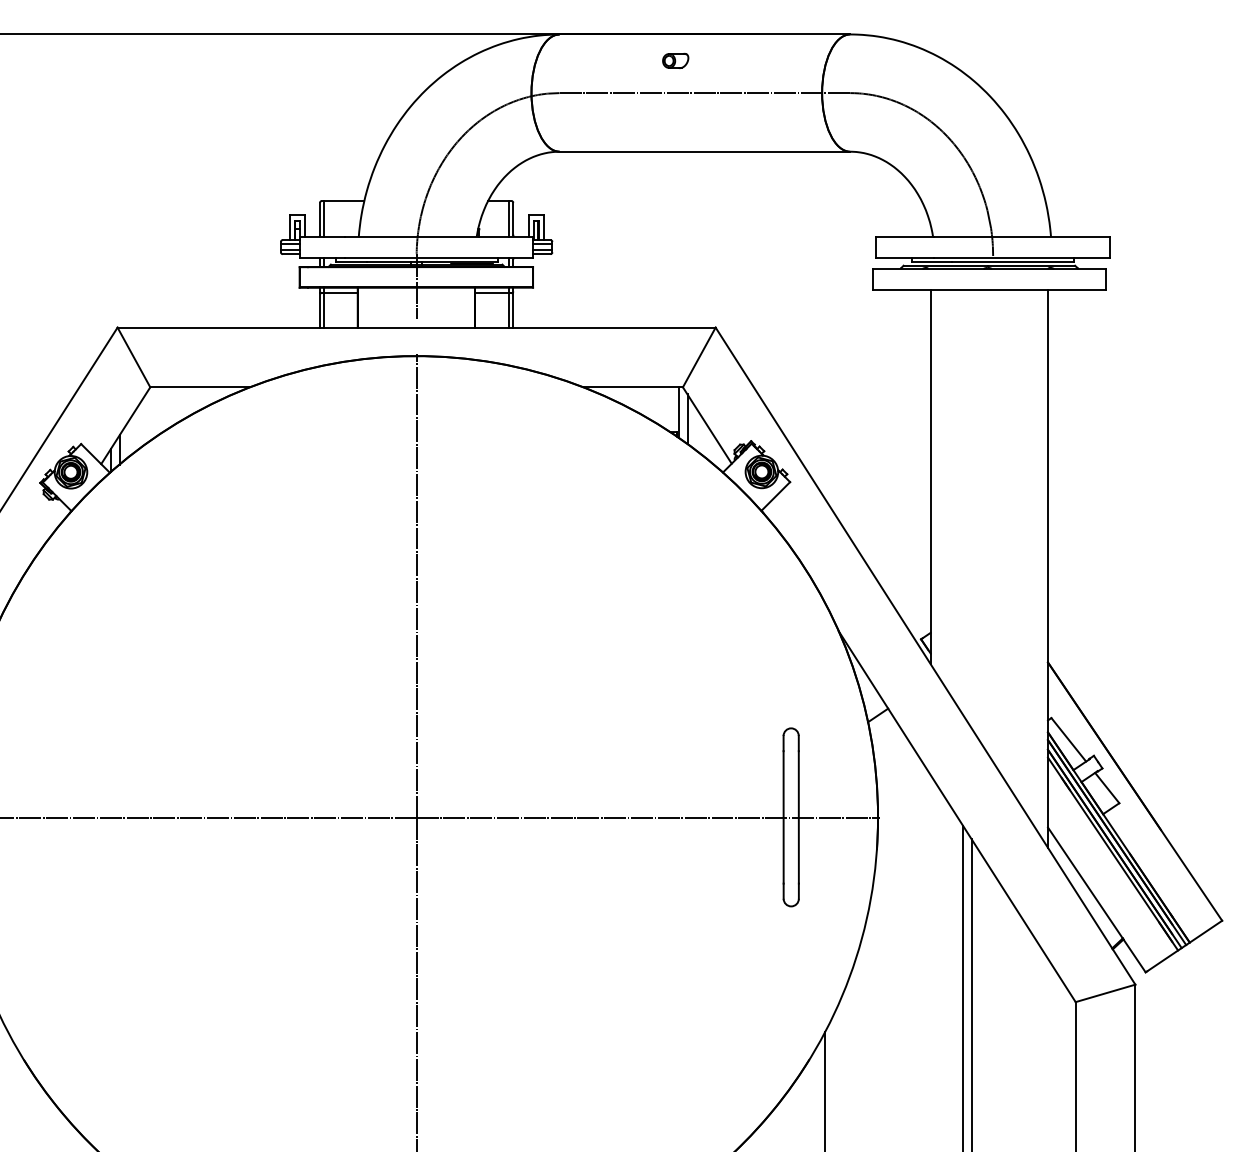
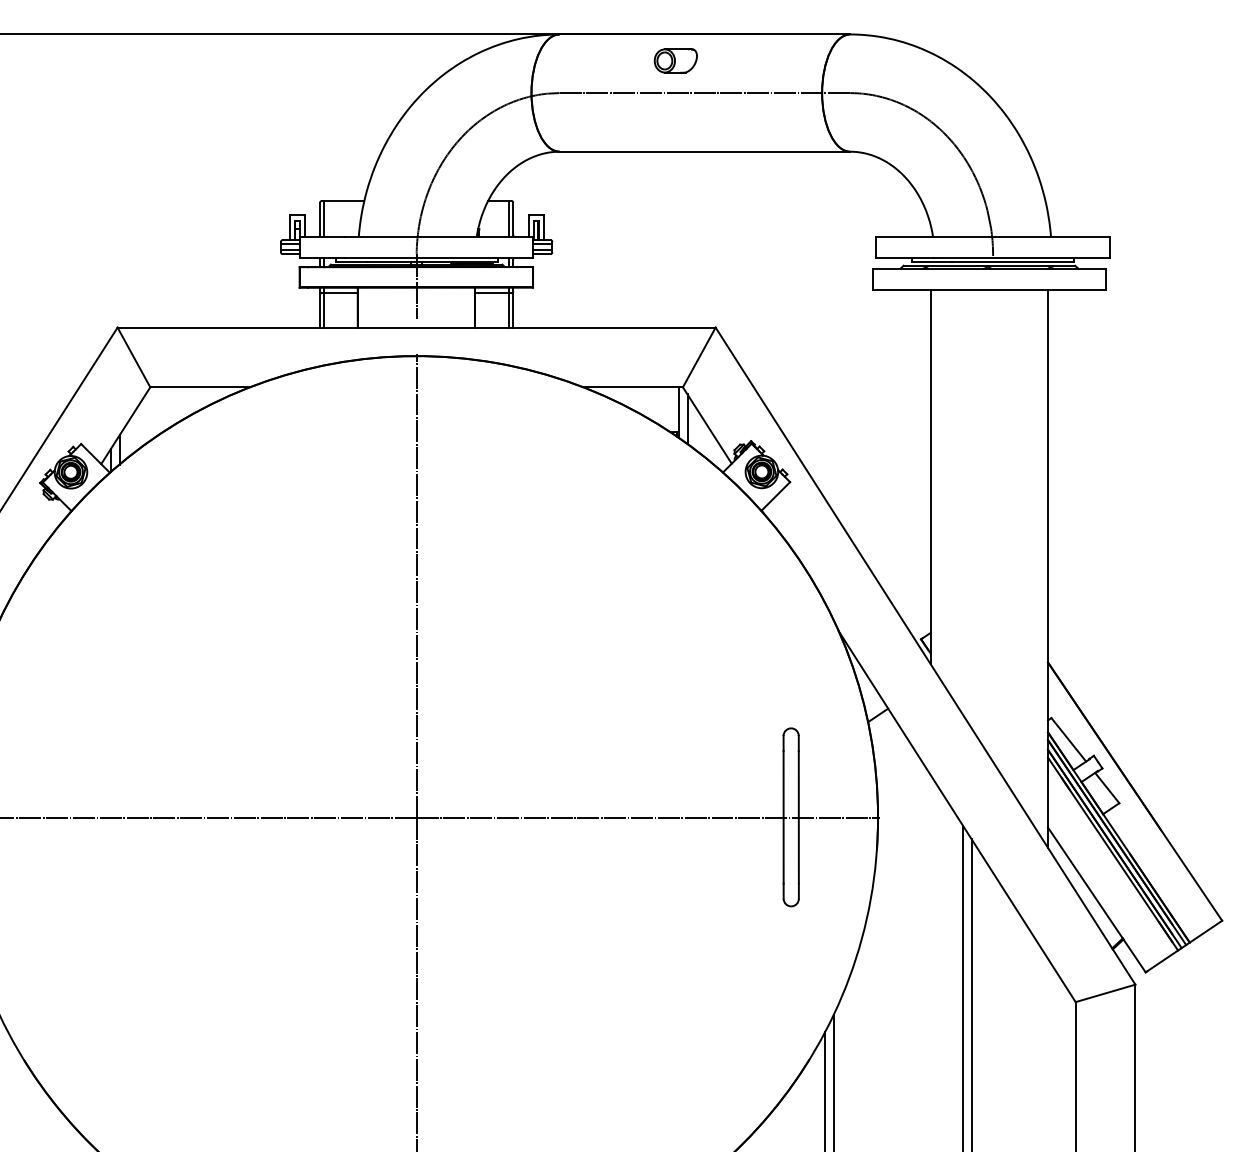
part size: 28x17 px -> 45x26 px (675, 60)
line: none -> present (833, 1081)
